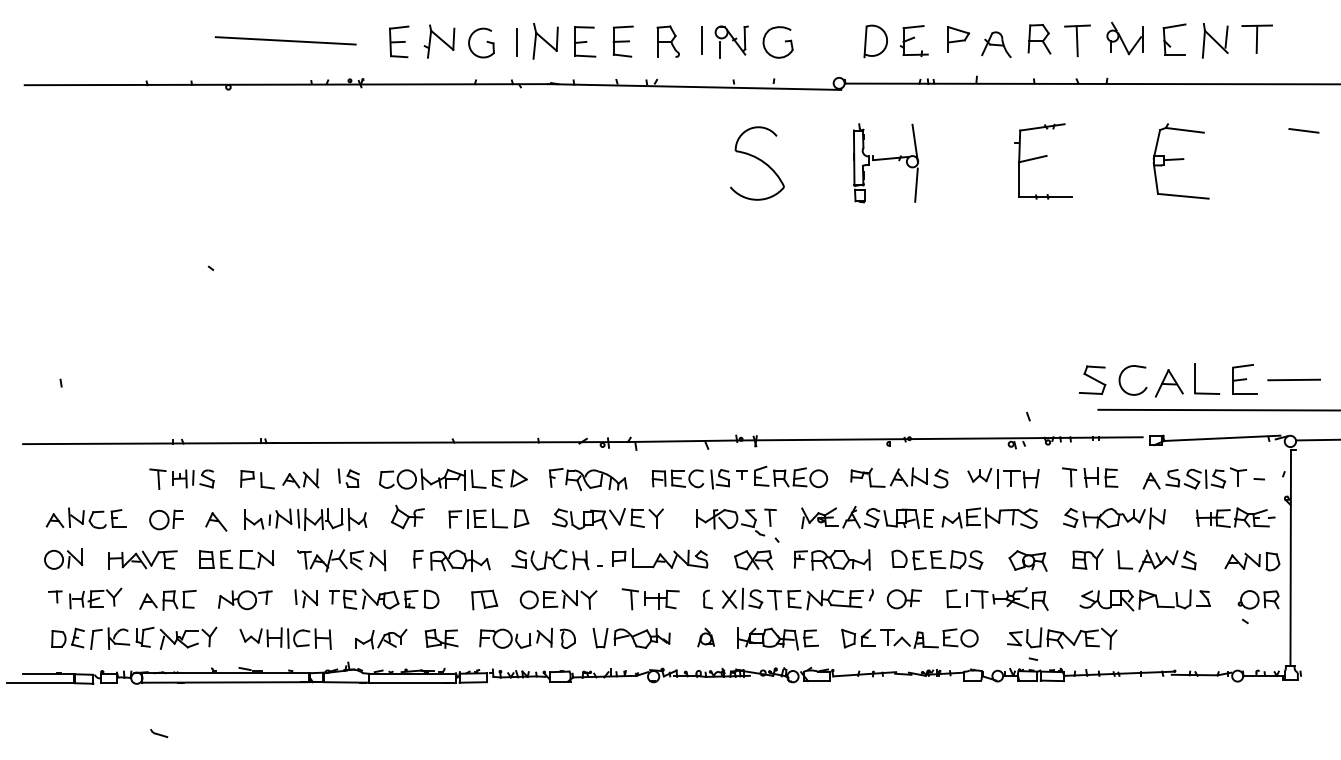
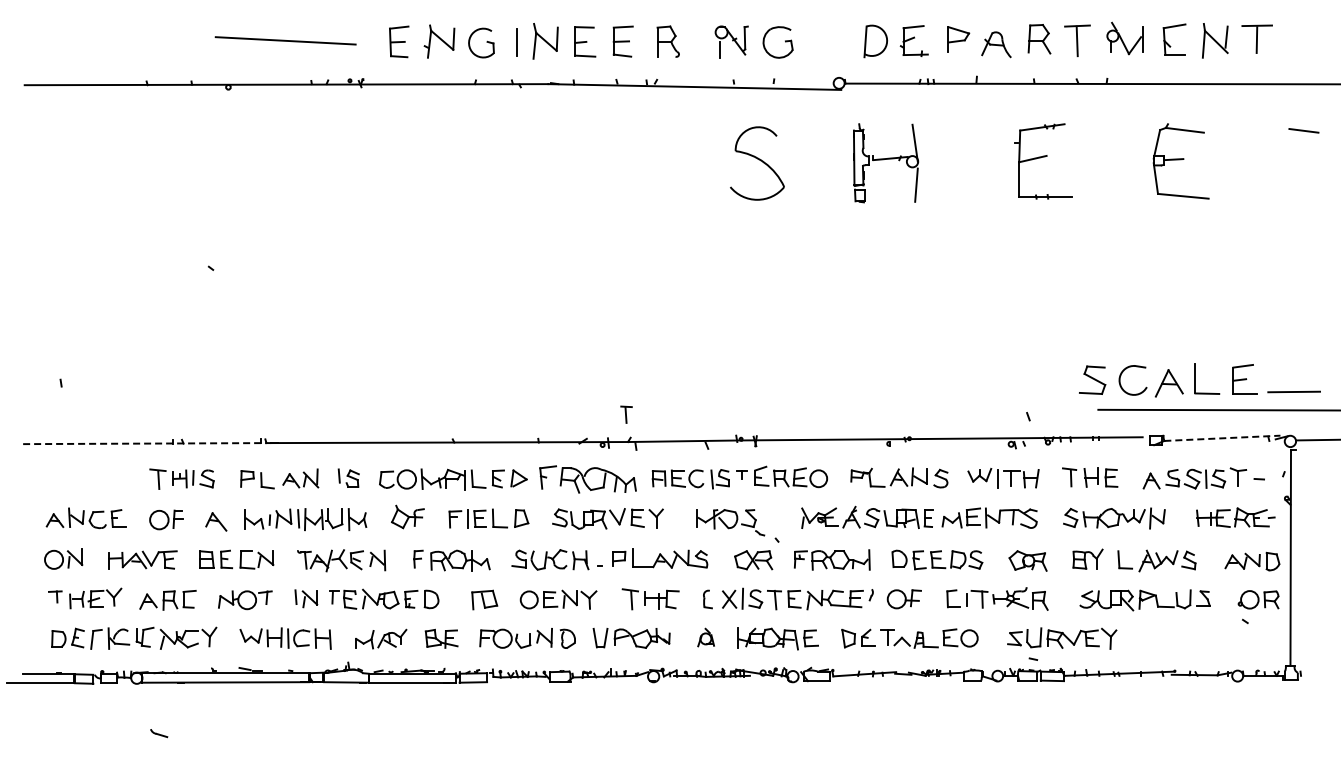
line: present -> none (701, 40)
line position: (1293, 379) -> (1293, 391) (1293, 391)
line: solid -> dashed (1222, 438)
line: solid -> dashed (147, 443)
part size: 79x23 px -> 98x29 px (587, 479)
part position: (770, 517) -> (626, 414) (626, 414)
